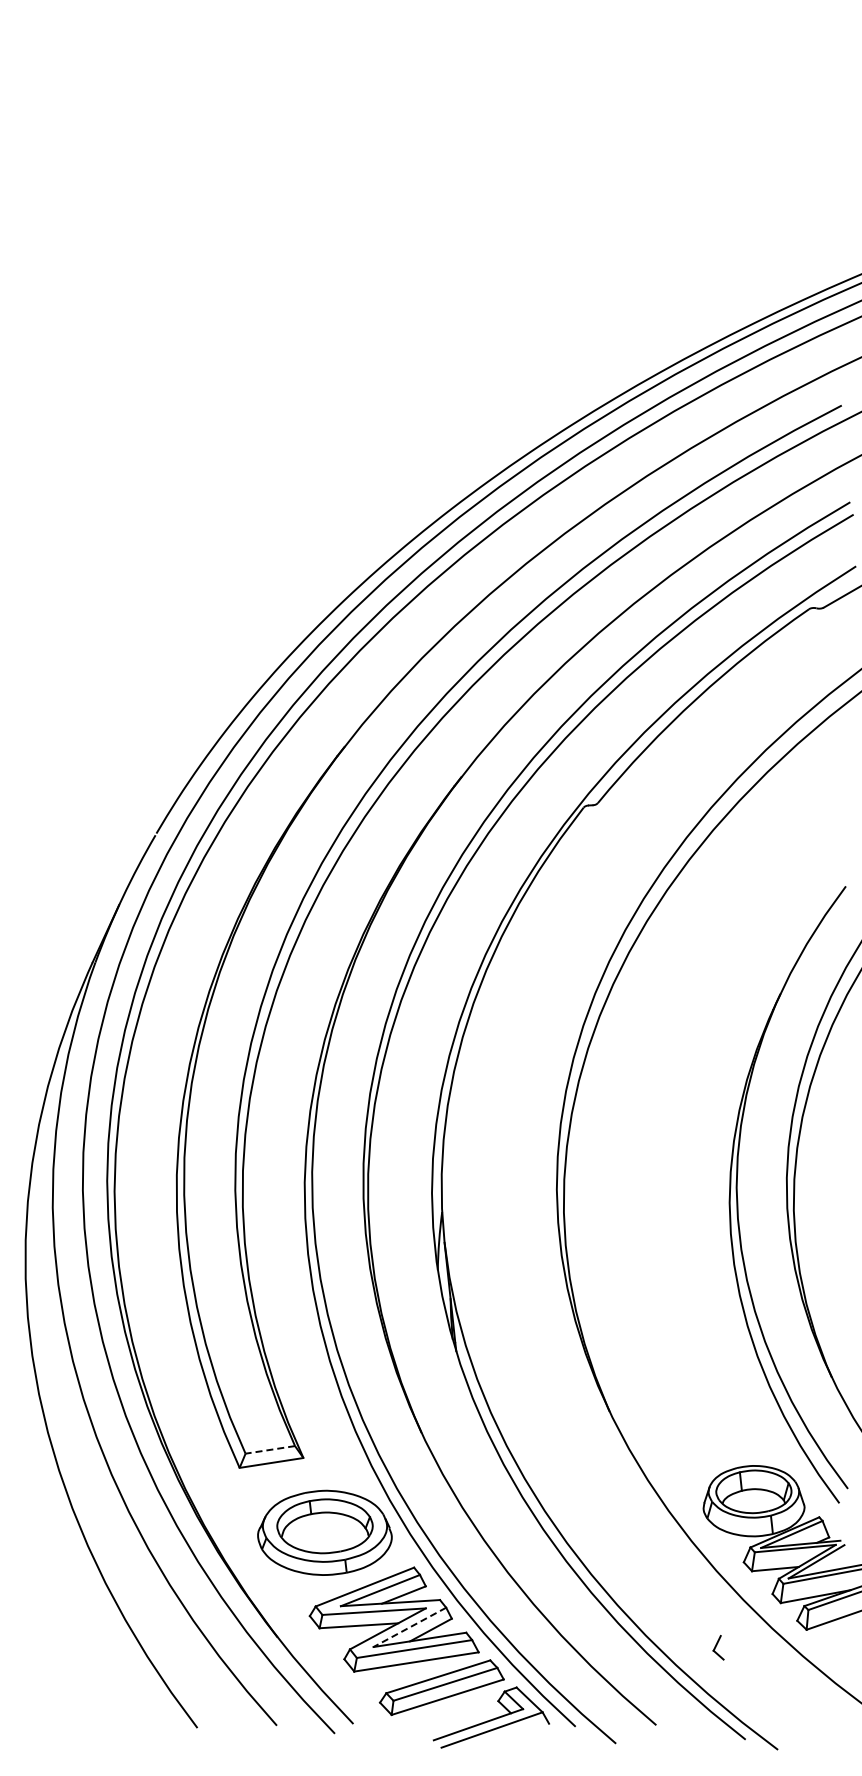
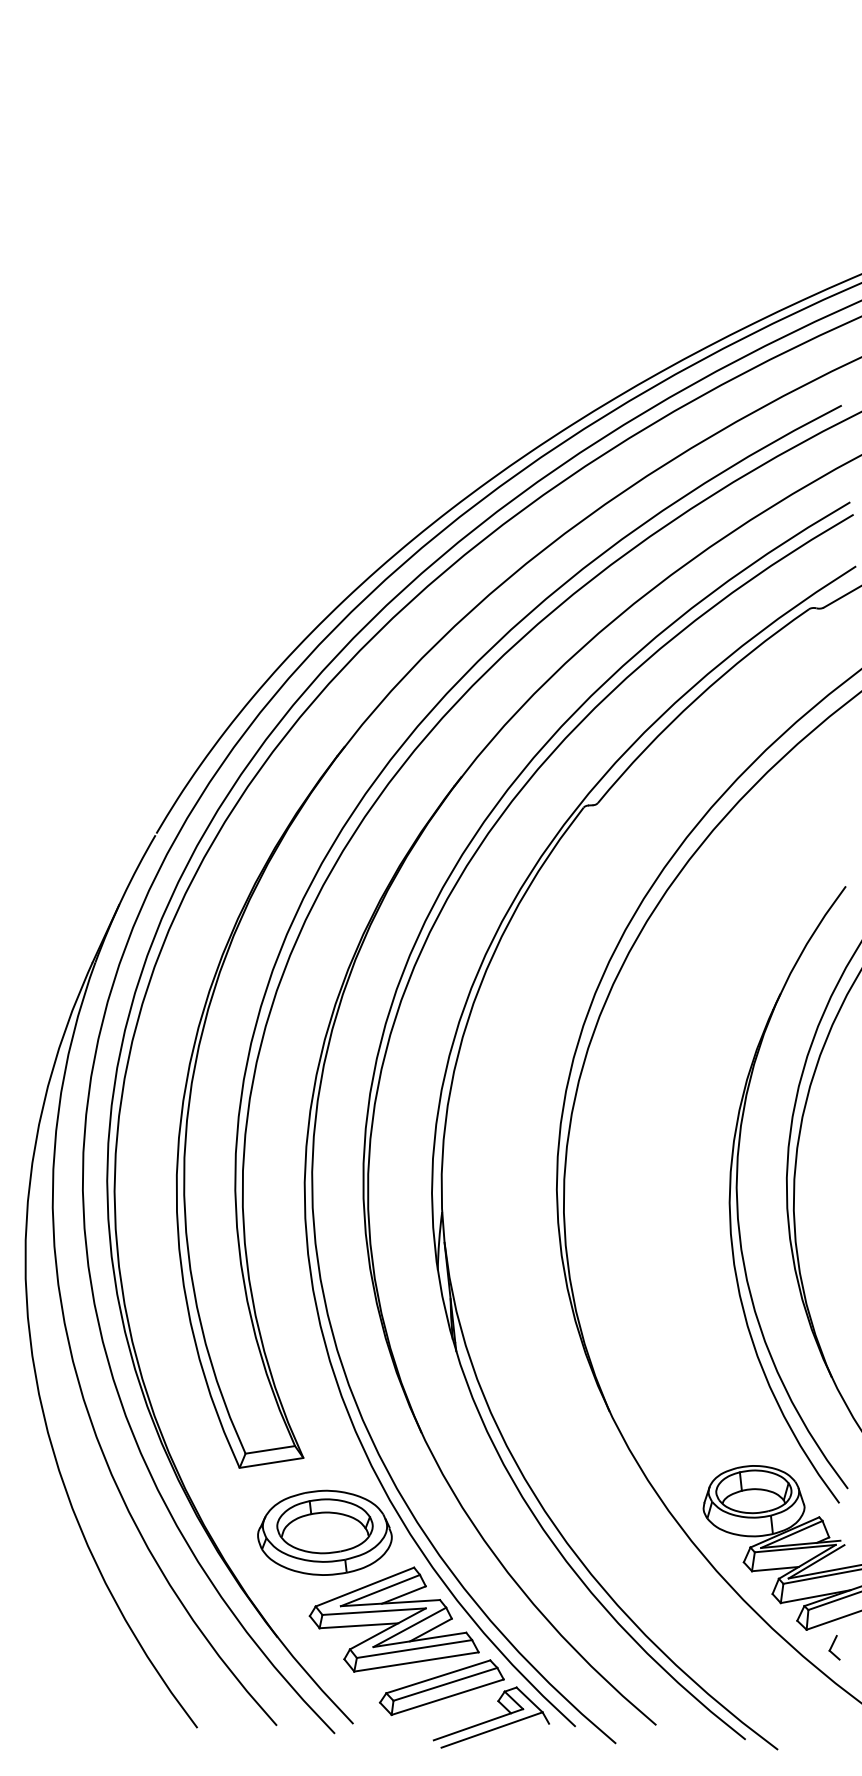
line: dashed -> solid (269, 1449)
line: dashed -> solid (409, 1627)
part position: (718, 1647) -> (834, 1647) (834, 1647)
